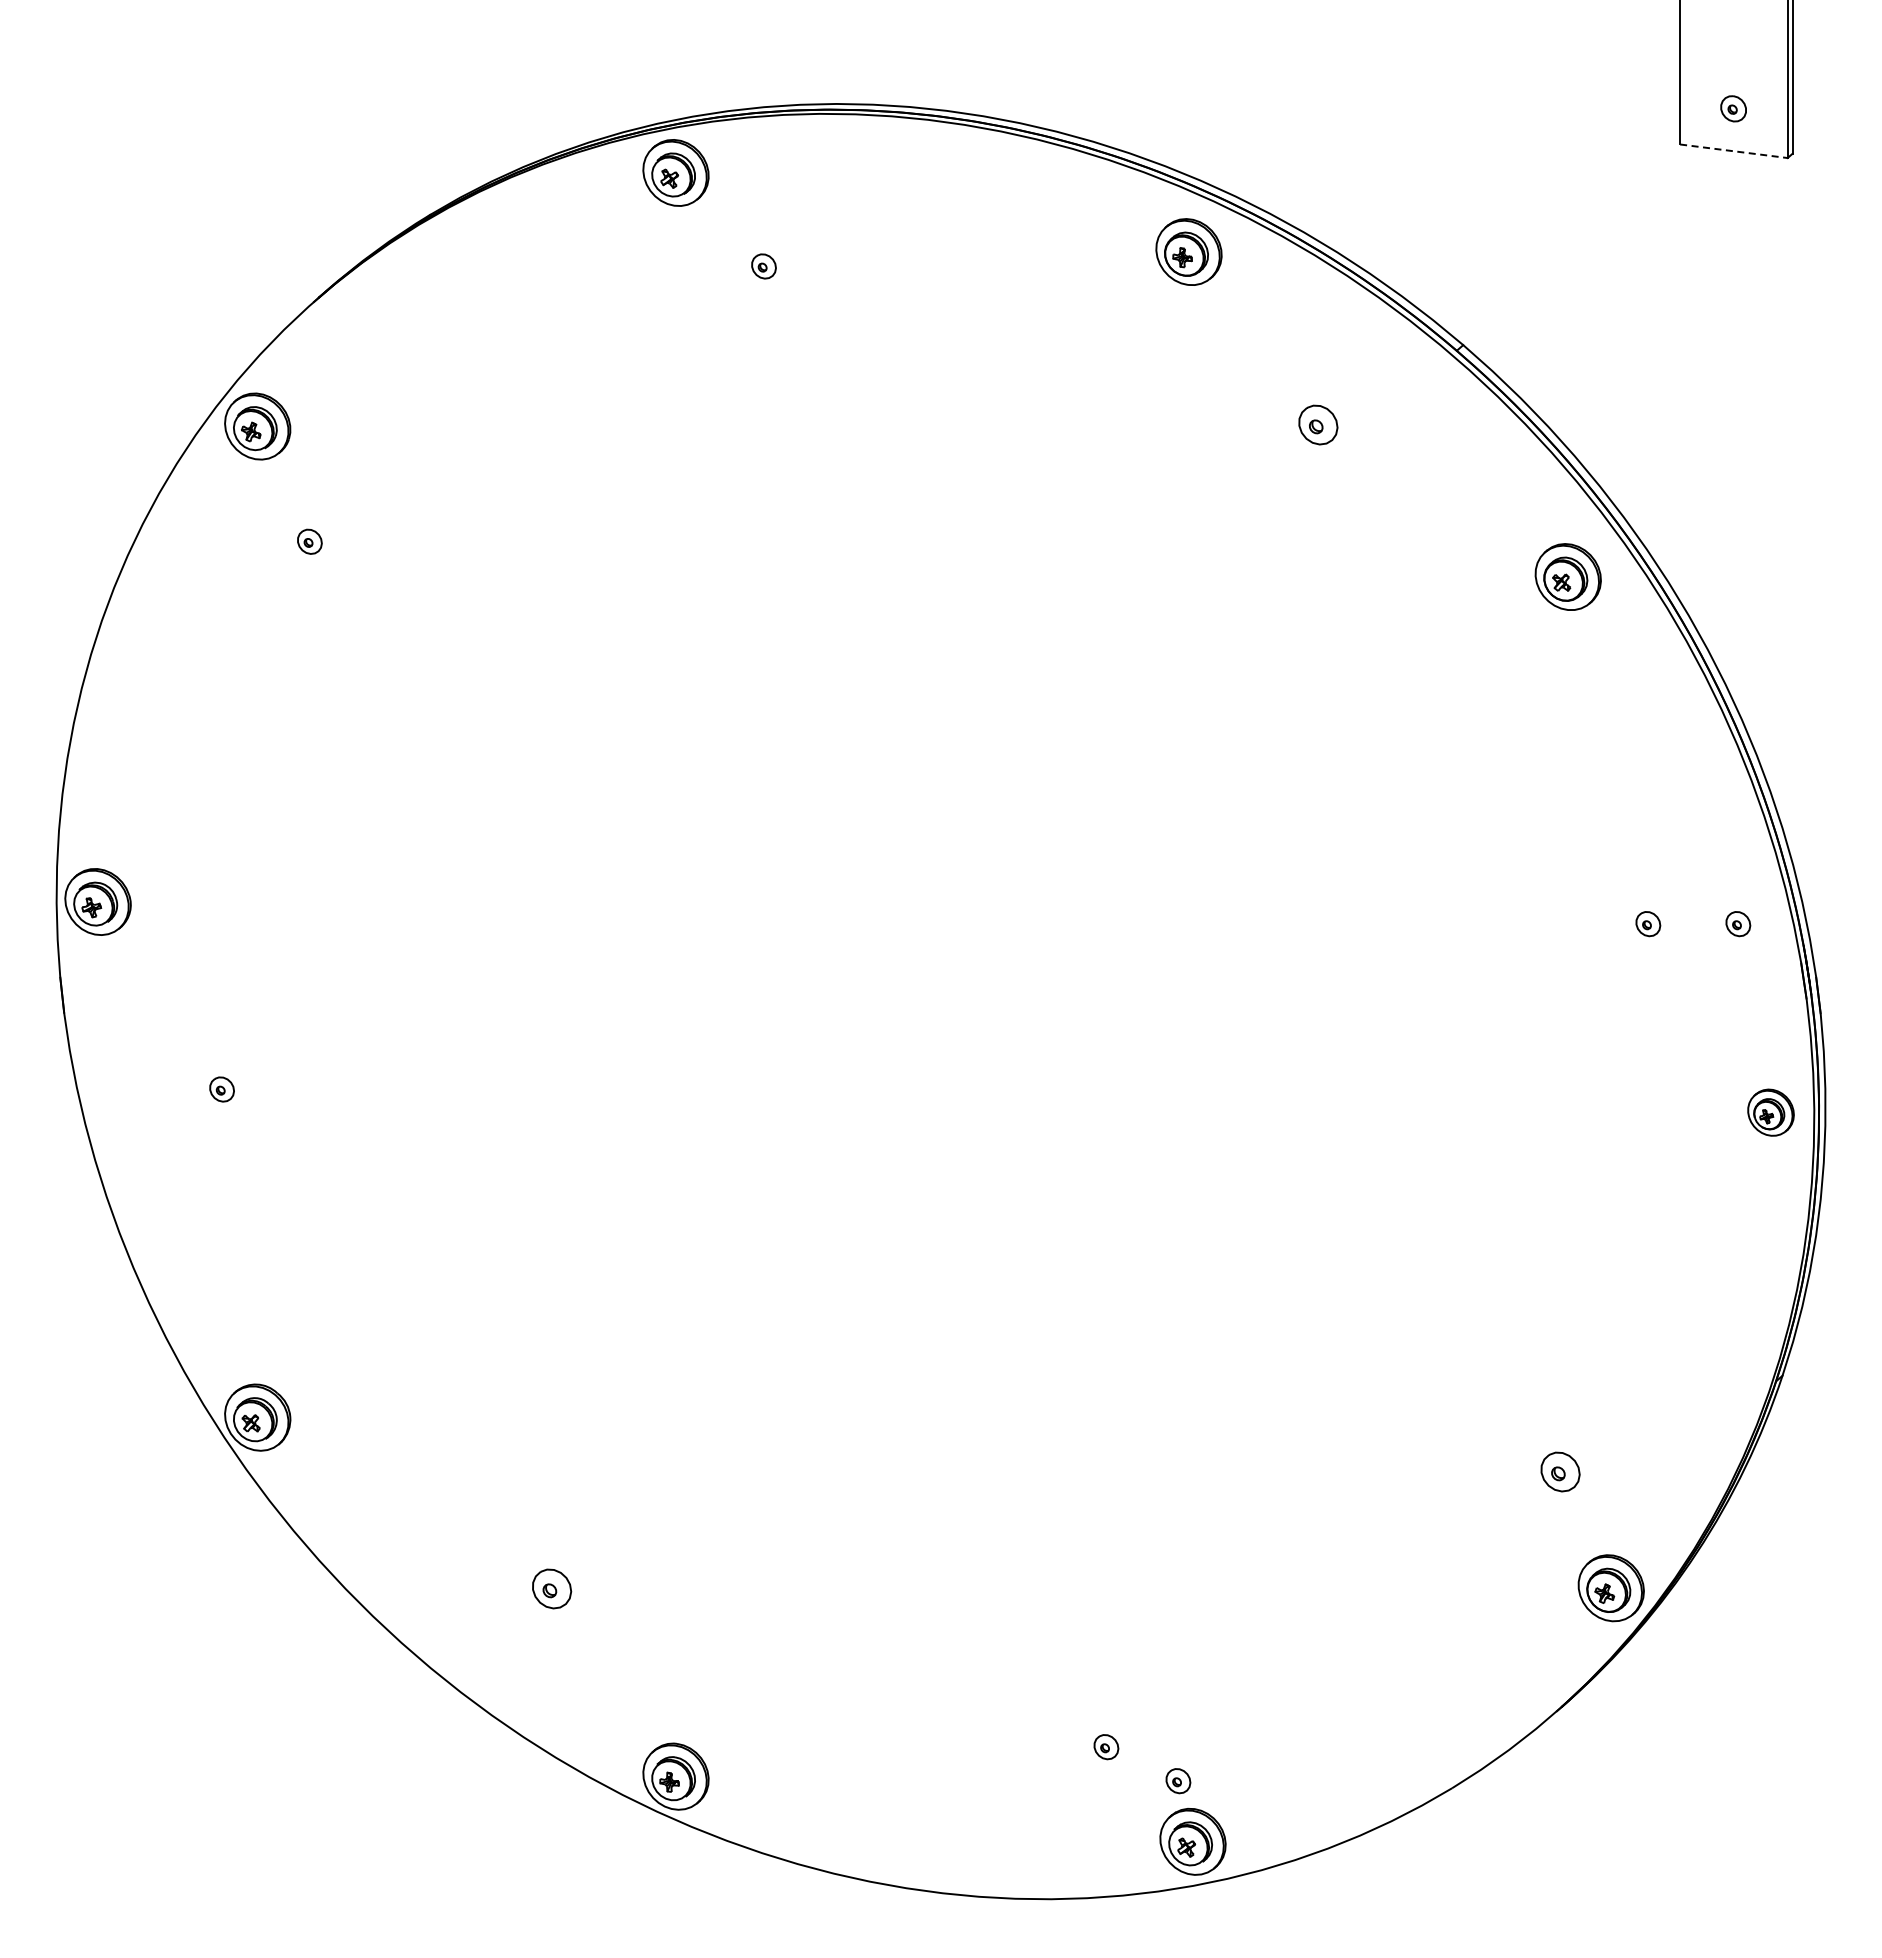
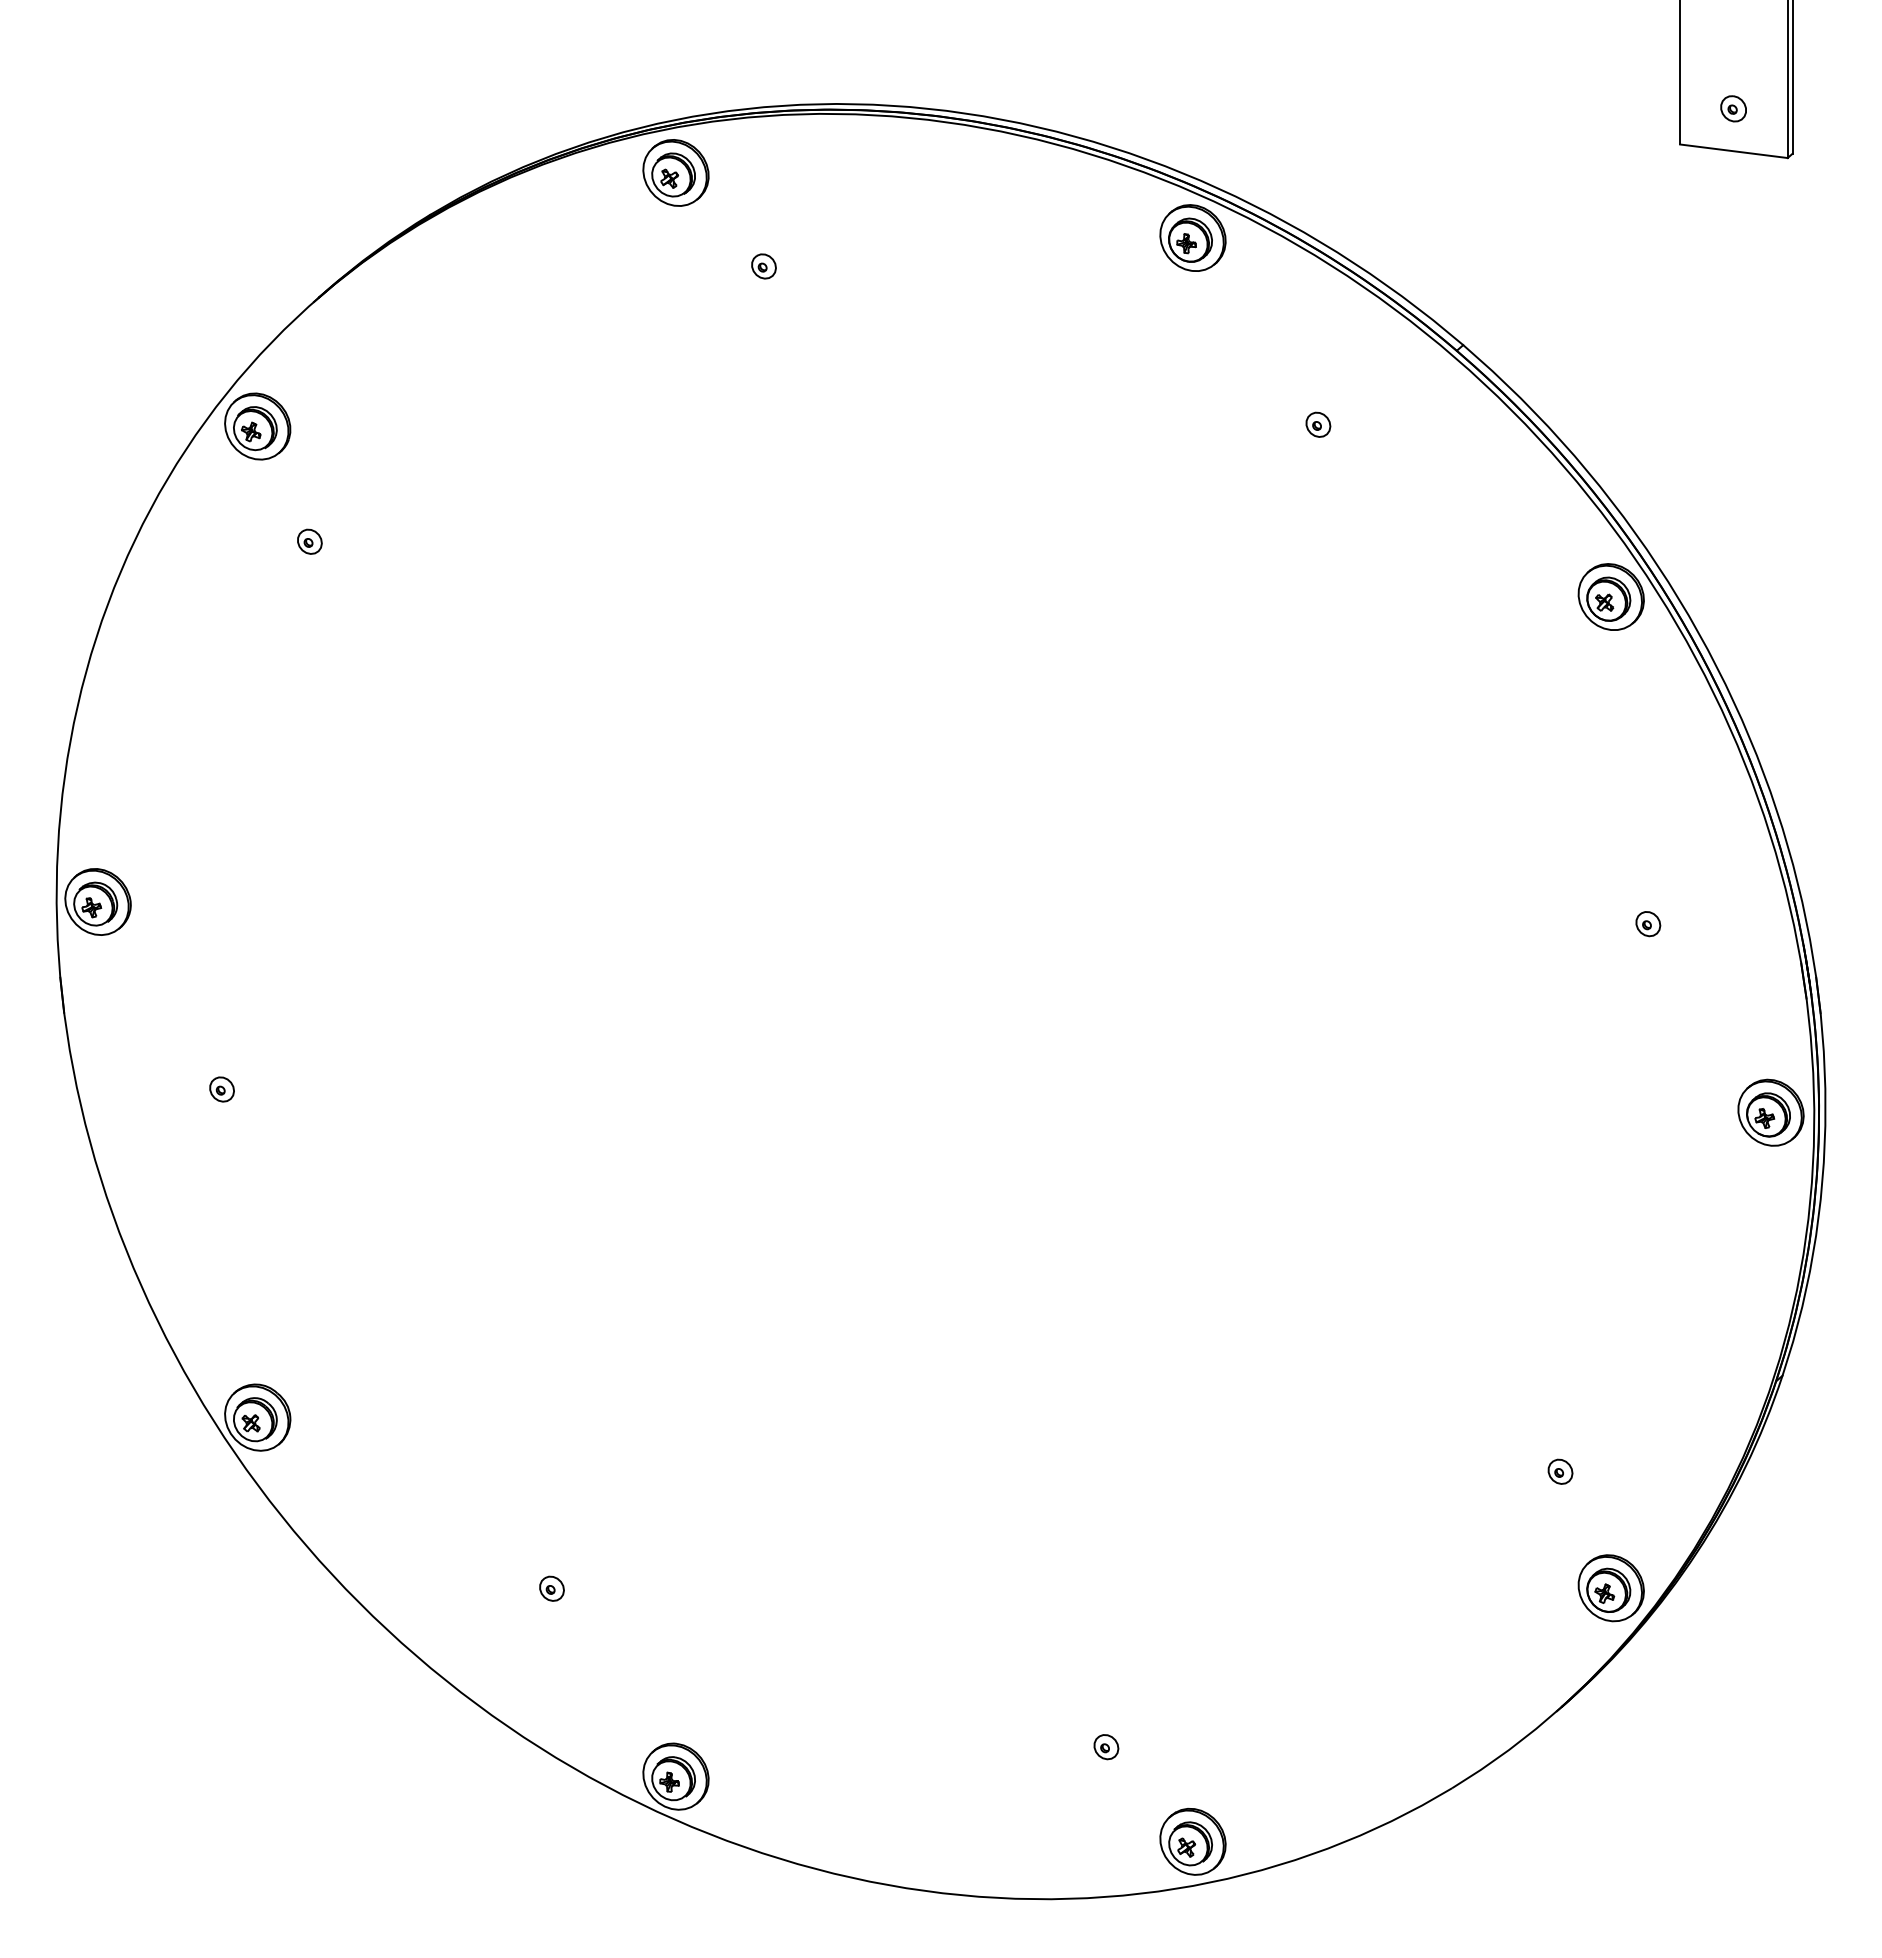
line: dashed -> solid (1734, 151)
part position: (1188, 251) -> (1192, 237) (1192, 237)
part size: 41x42 px -> 27x27 px (1318, 424)
part position: (1567, 576) -> (1610, 596) (1610, 596)
part: present -> none (1738, 924)
part size: 48x49 px -> 68x69 px (1770, 1112)
part size: 41x42 px -> 27x27 px (1560, 1471)
part size: 41x42 px -> 26x27 px (551, 1588)
part: present -> none (1178, 1781)
